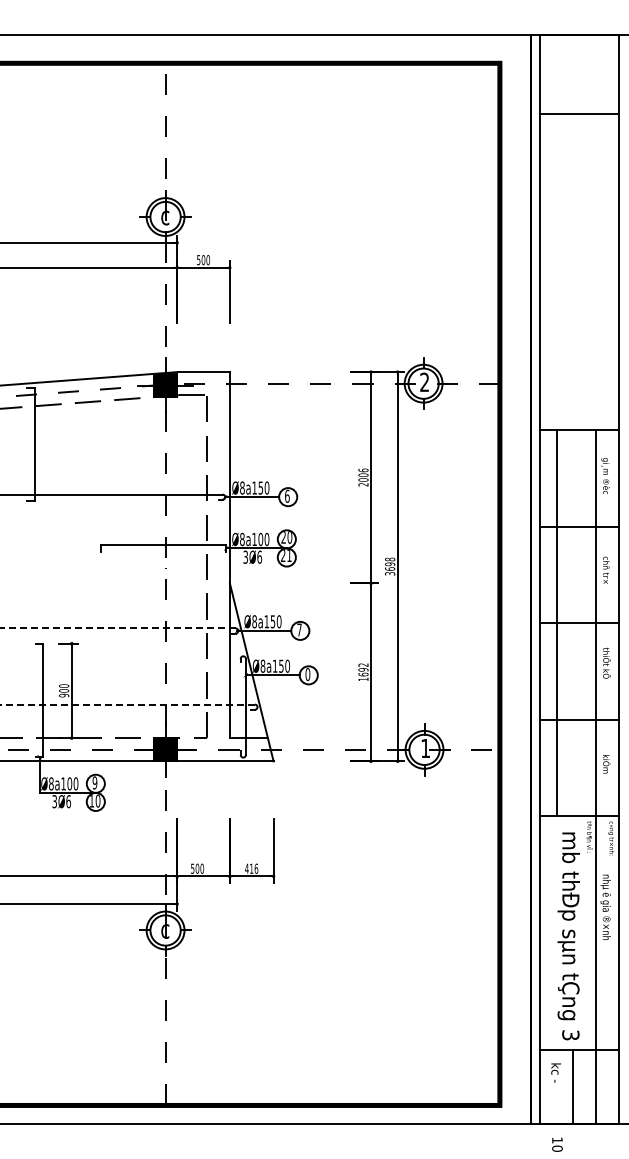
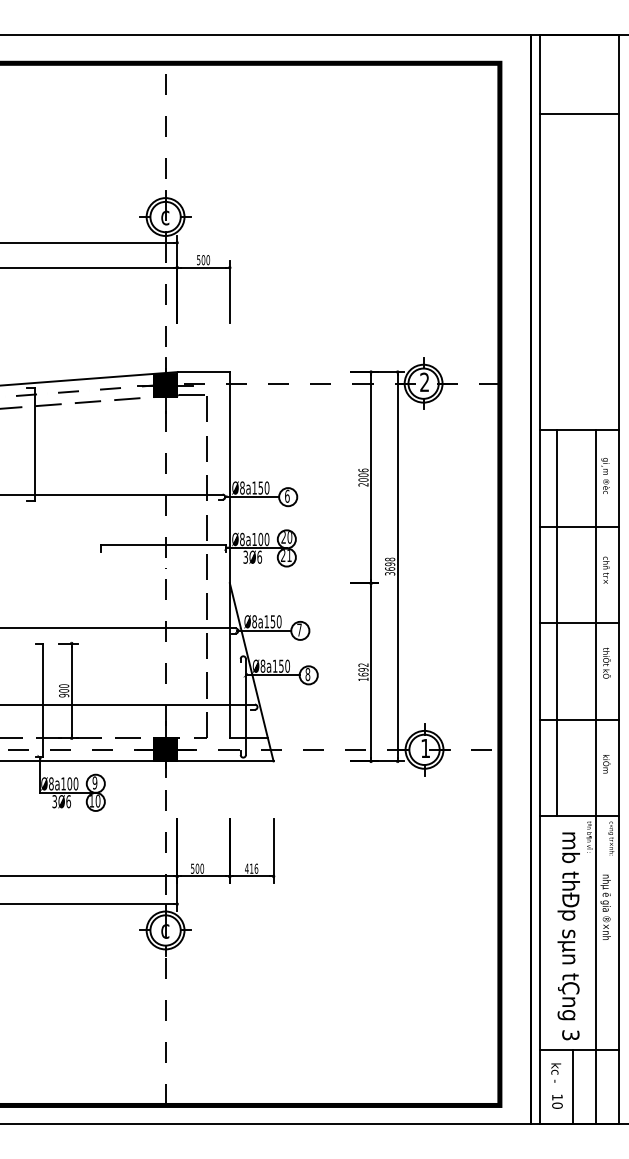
line: dashed -> solid (117, 628)
text: 0 -> 8 (307, 674)
line: dashed -> solid (127, 704)
text position: (557, 1144) -> (557, 1101) (557, 1101)
